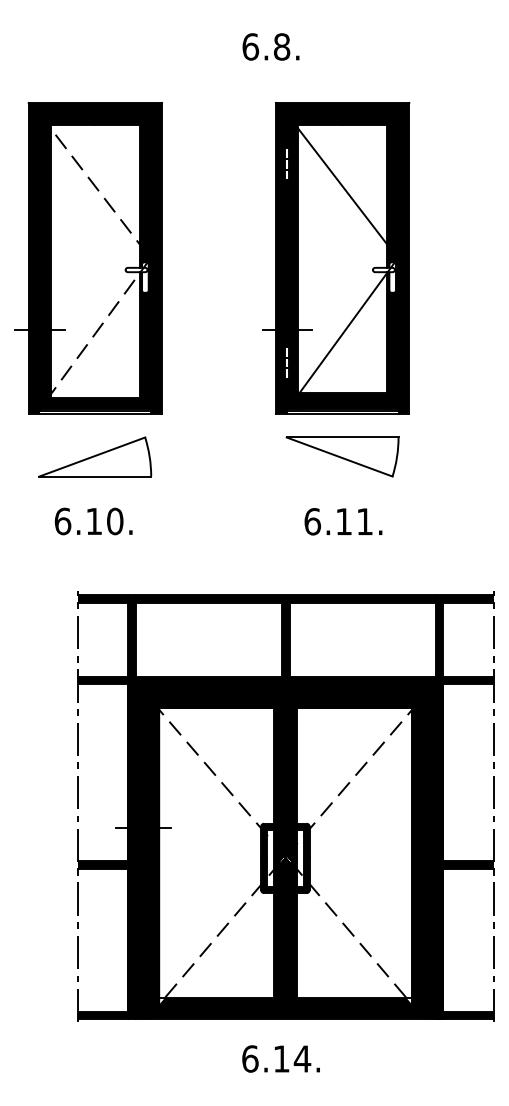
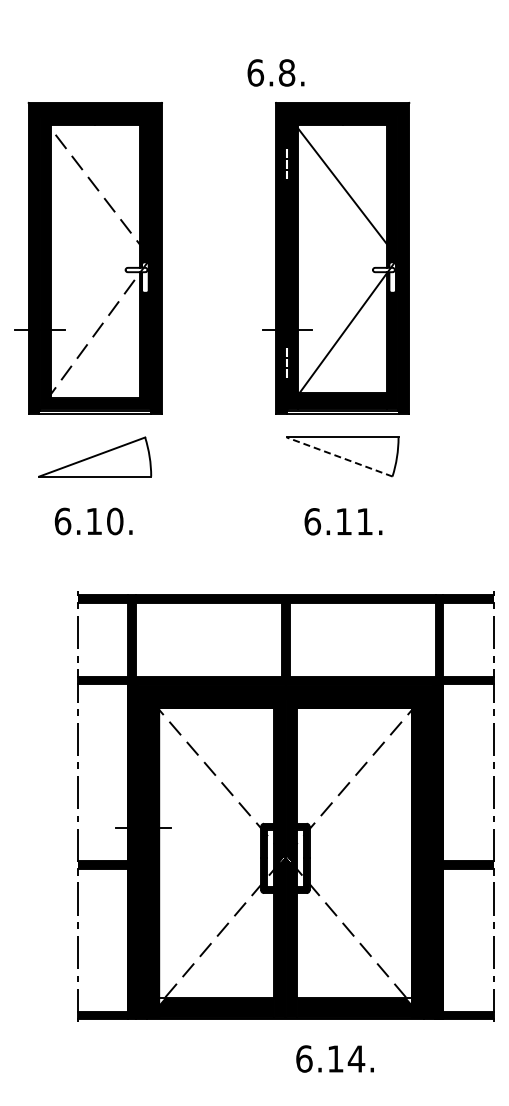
text position: (270, 46) -> (275, 72) (275, 72)
line: solid -> dashed (339, 456)
text position: (280, 1058) -> (334, 1058) (334, 1058)
